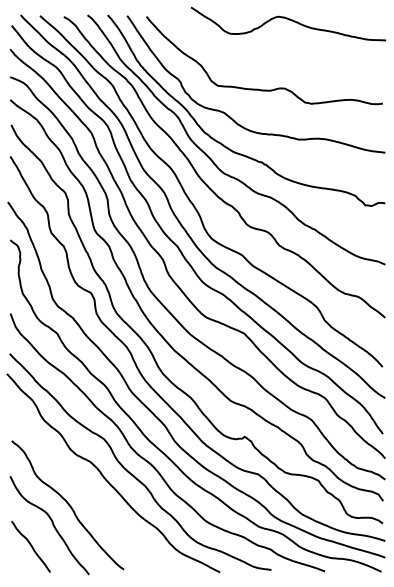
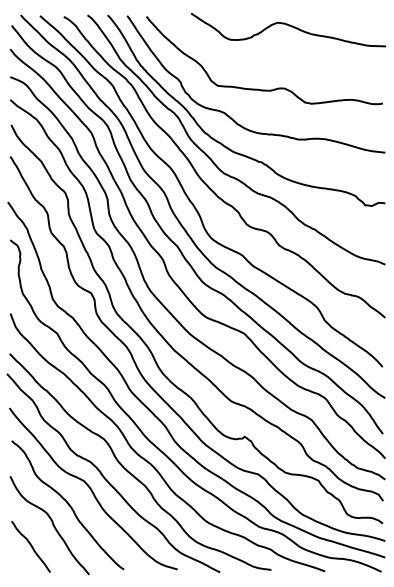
curve position: (289, 20) -> (289, 26) (289, 26)
curve: none -> present (92, 489)
